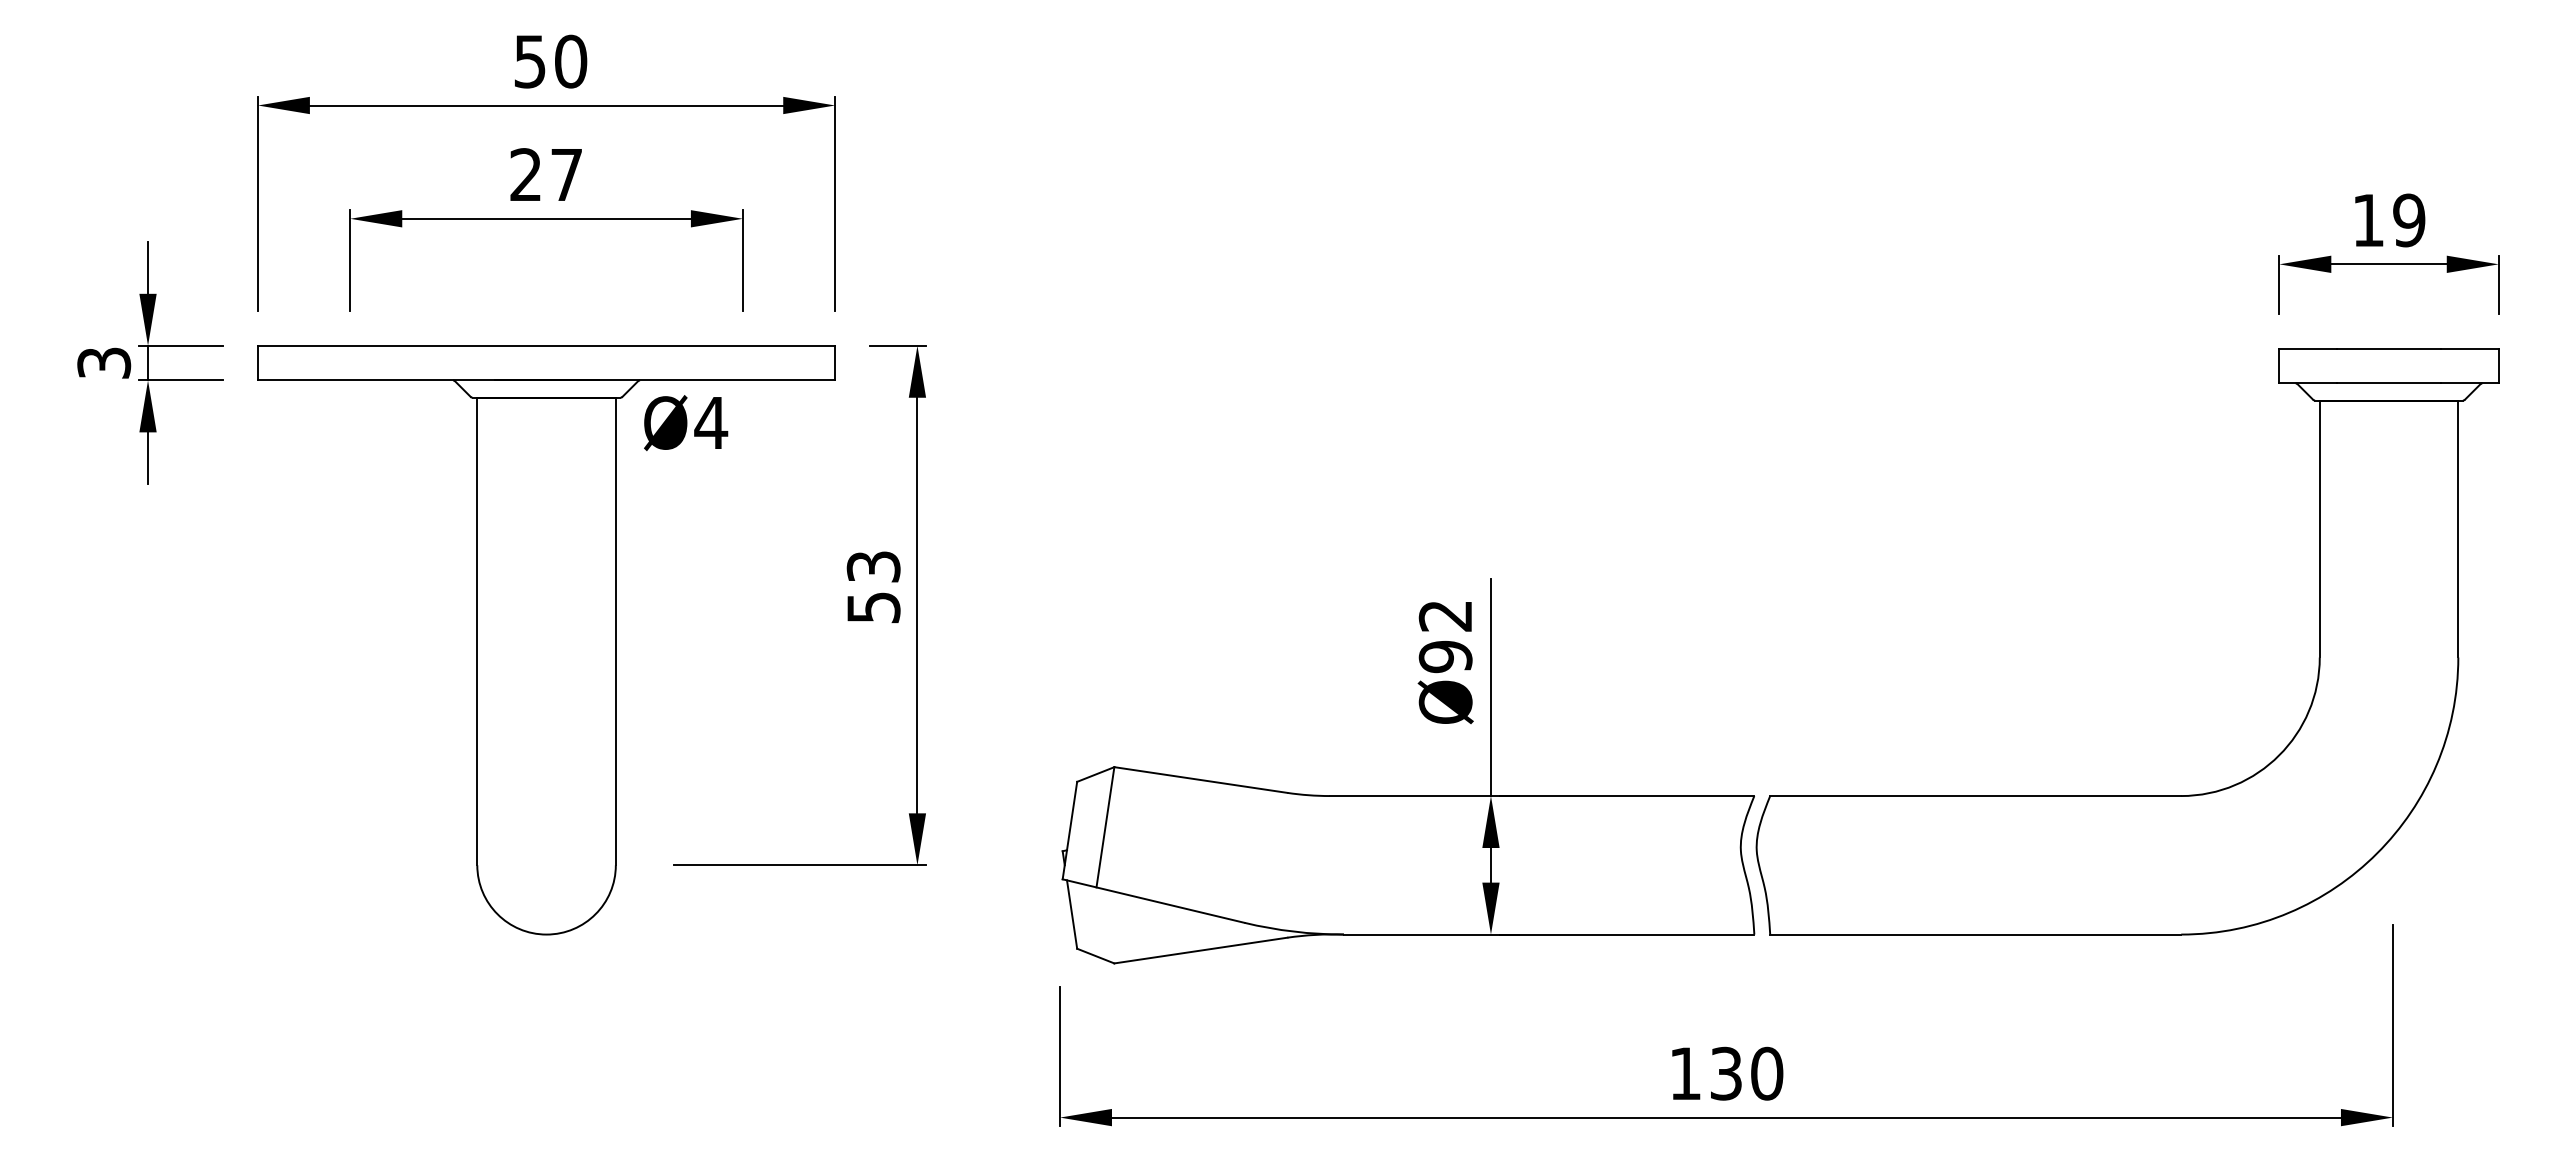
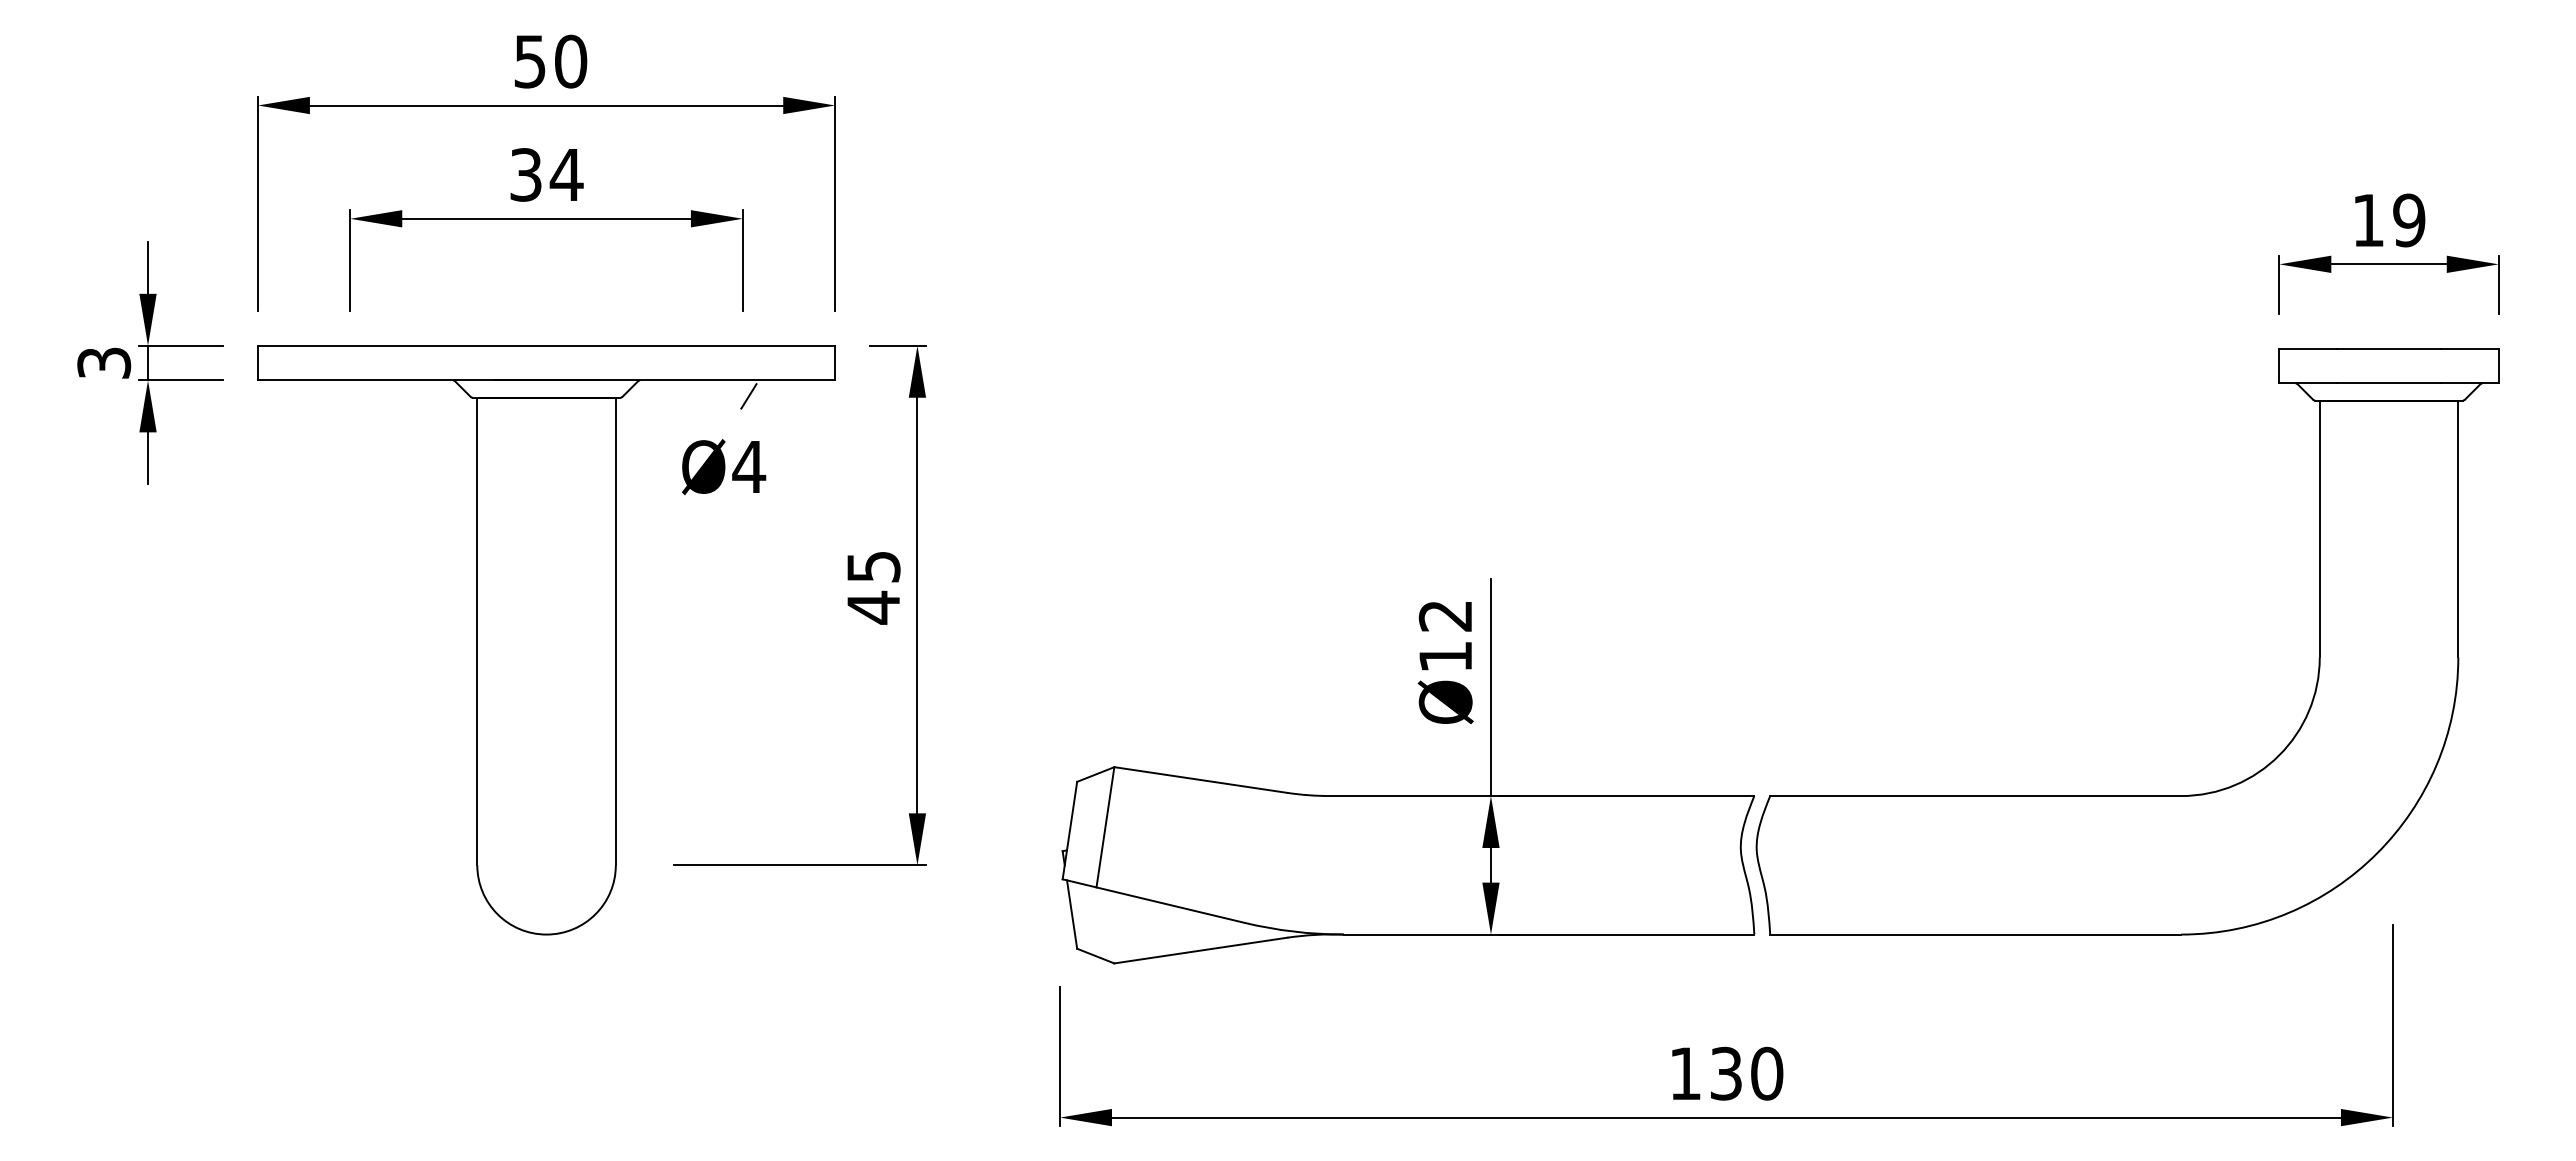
text: 27 -> 34 (546, 174)
line: none -> present (748, 396)
text position: (686, 422) -> (724, 466) (724, 466)
text: 53 -> 45 (873, 587)
text: Ø92 -> Ø12 (1445, 656)
